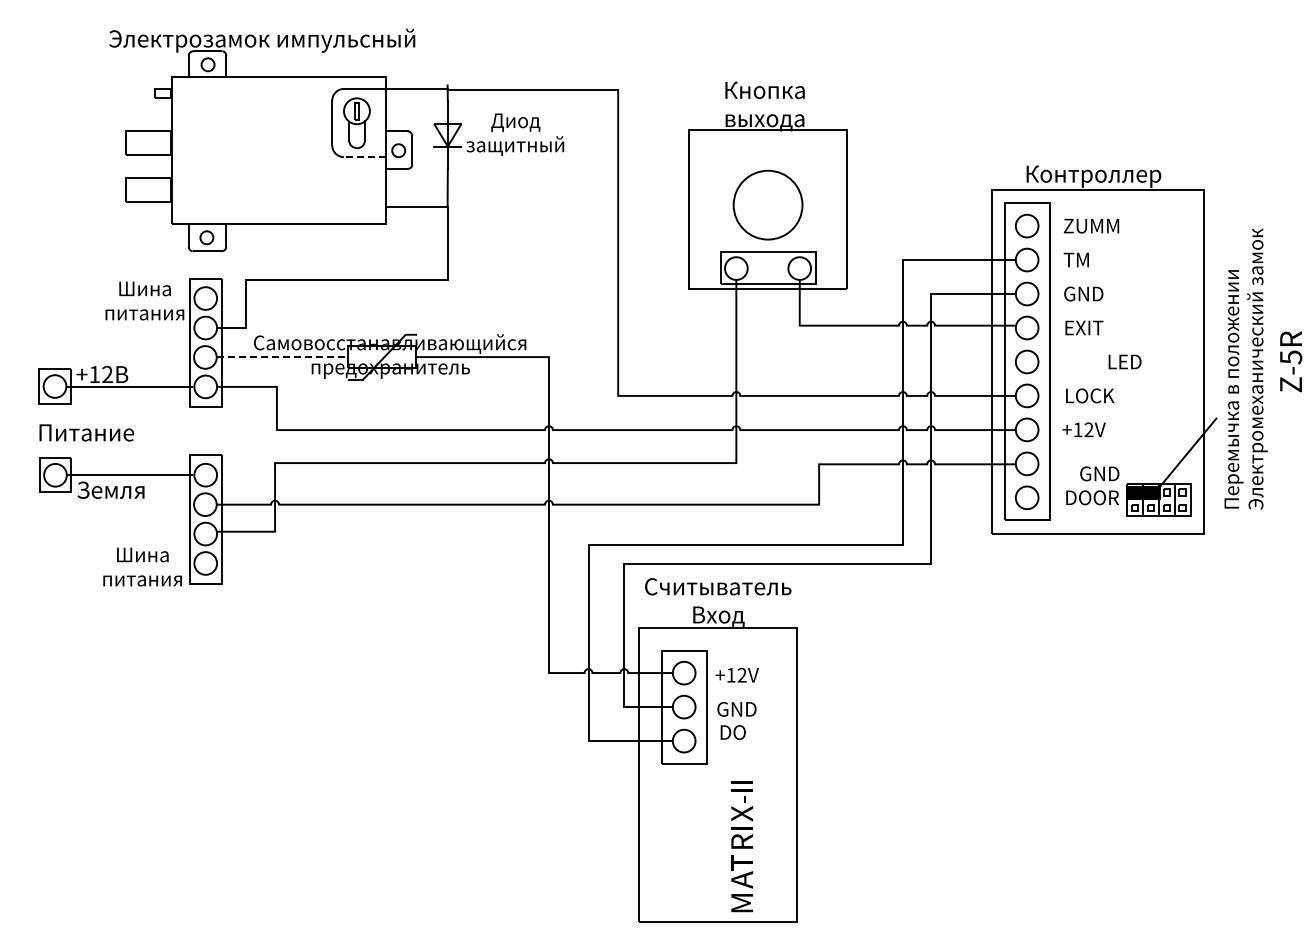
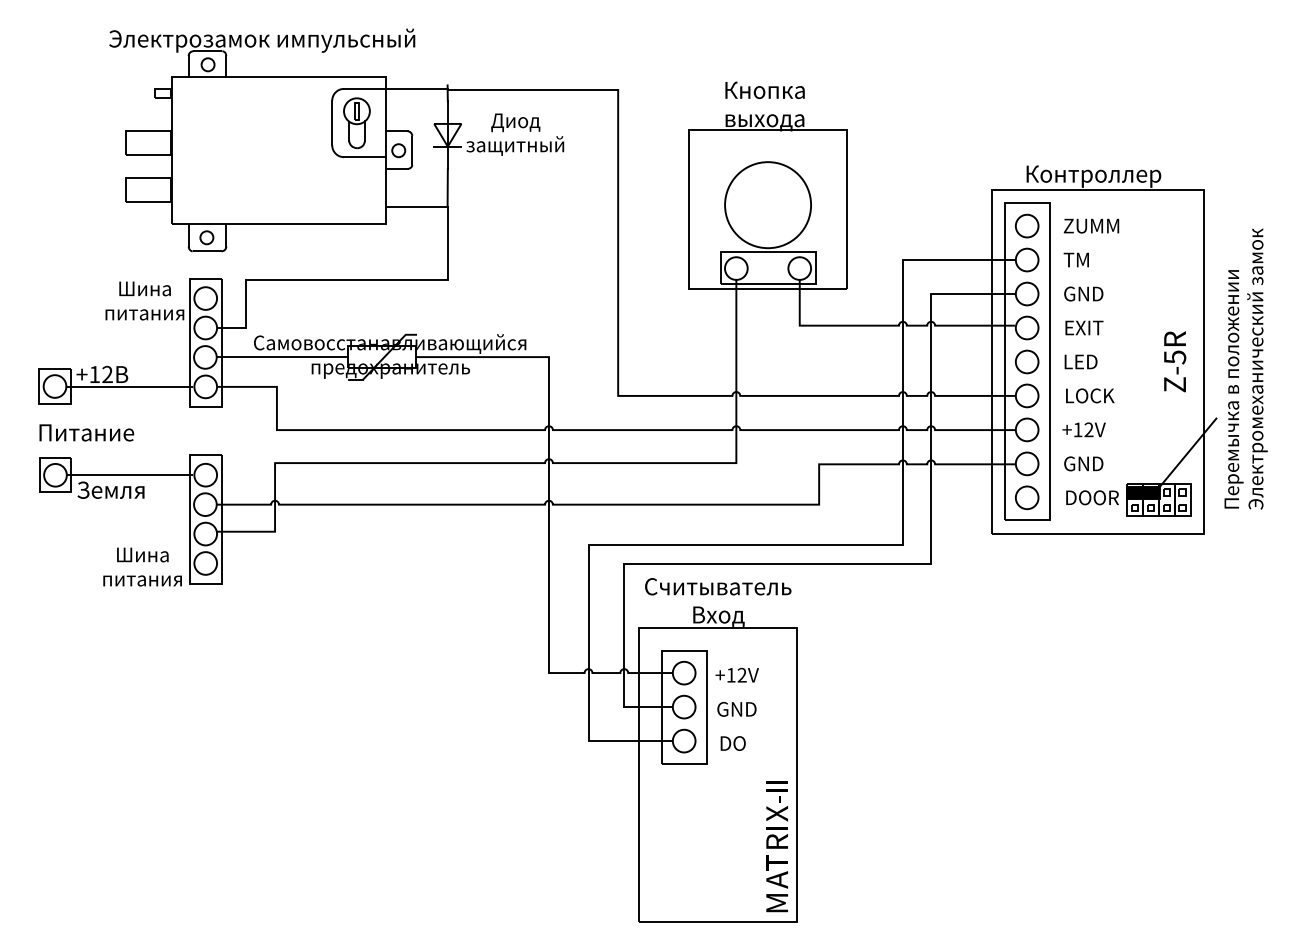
line: dashed -> solid (364, 157)
circle diameter: 69 px -> 86 px (768, 205)
line: dashed -> solid (283, 357)
text position: (1124, 361) -> (1080, 361) (1080, 361)
text position: (1291, 361) -> (1175, 361) (1175, 361)
text position: (1099, 473) -> (1083, 463) (1083, 463)
text position: (732, 732) -> (732, 743) (732, 743)
text position: (741, 846) -> (776, 846) (776, 846)
